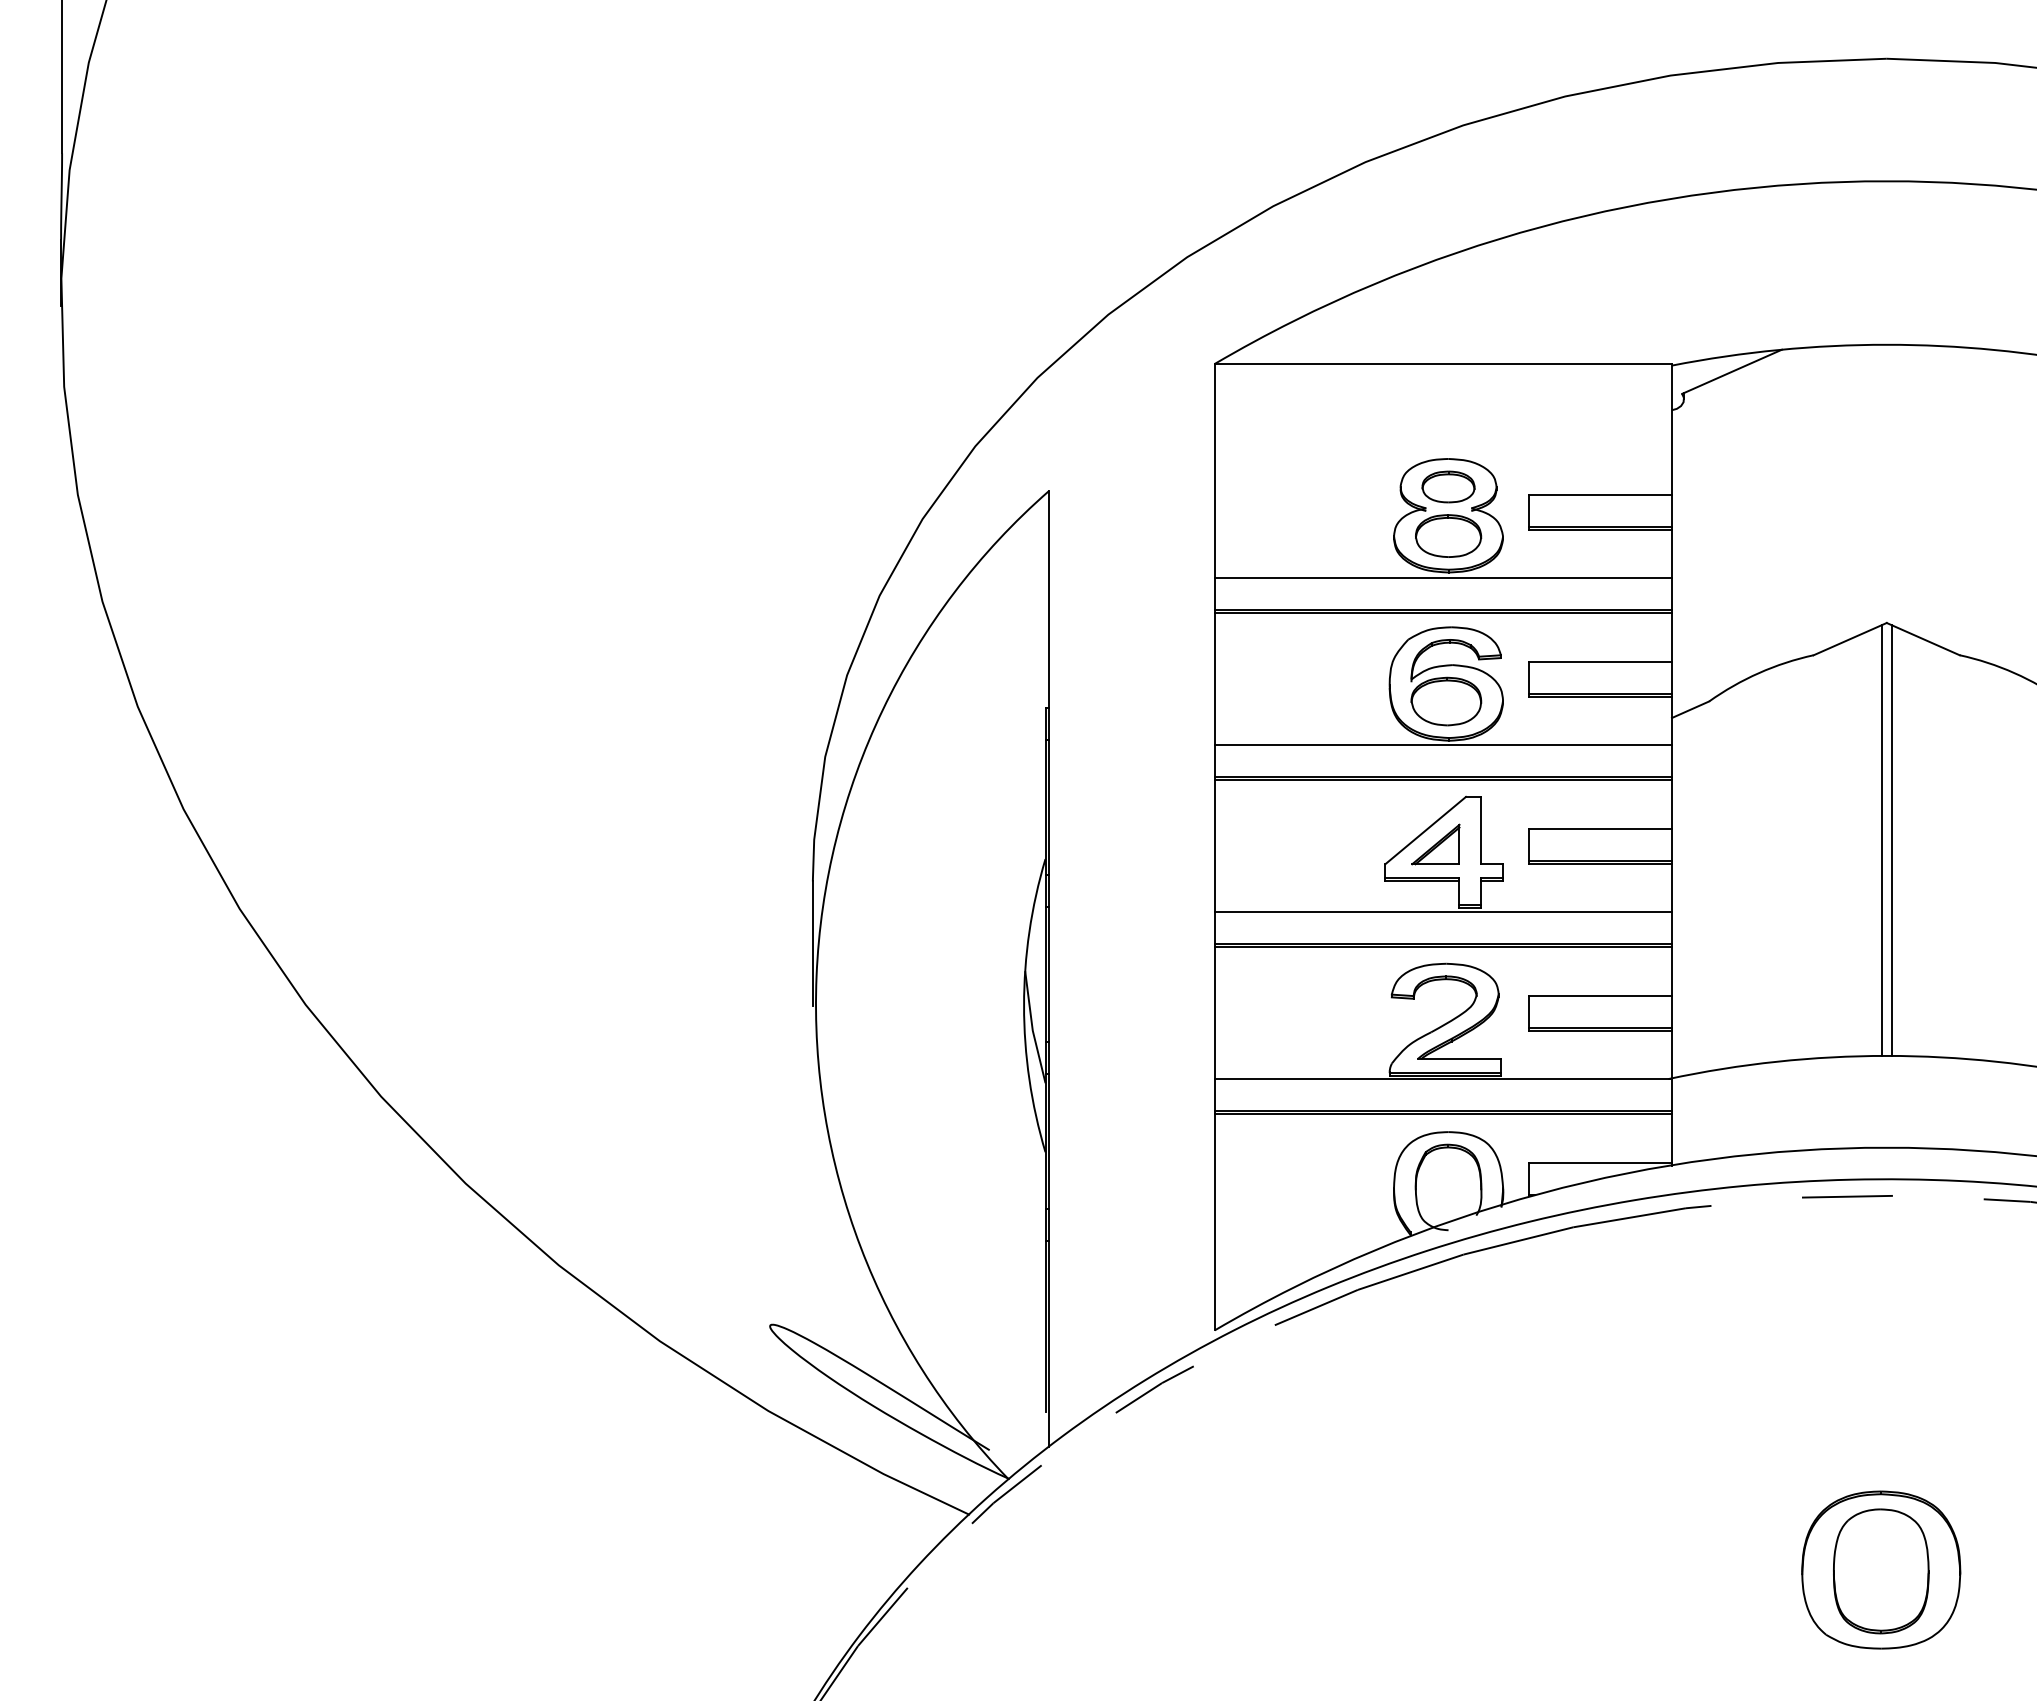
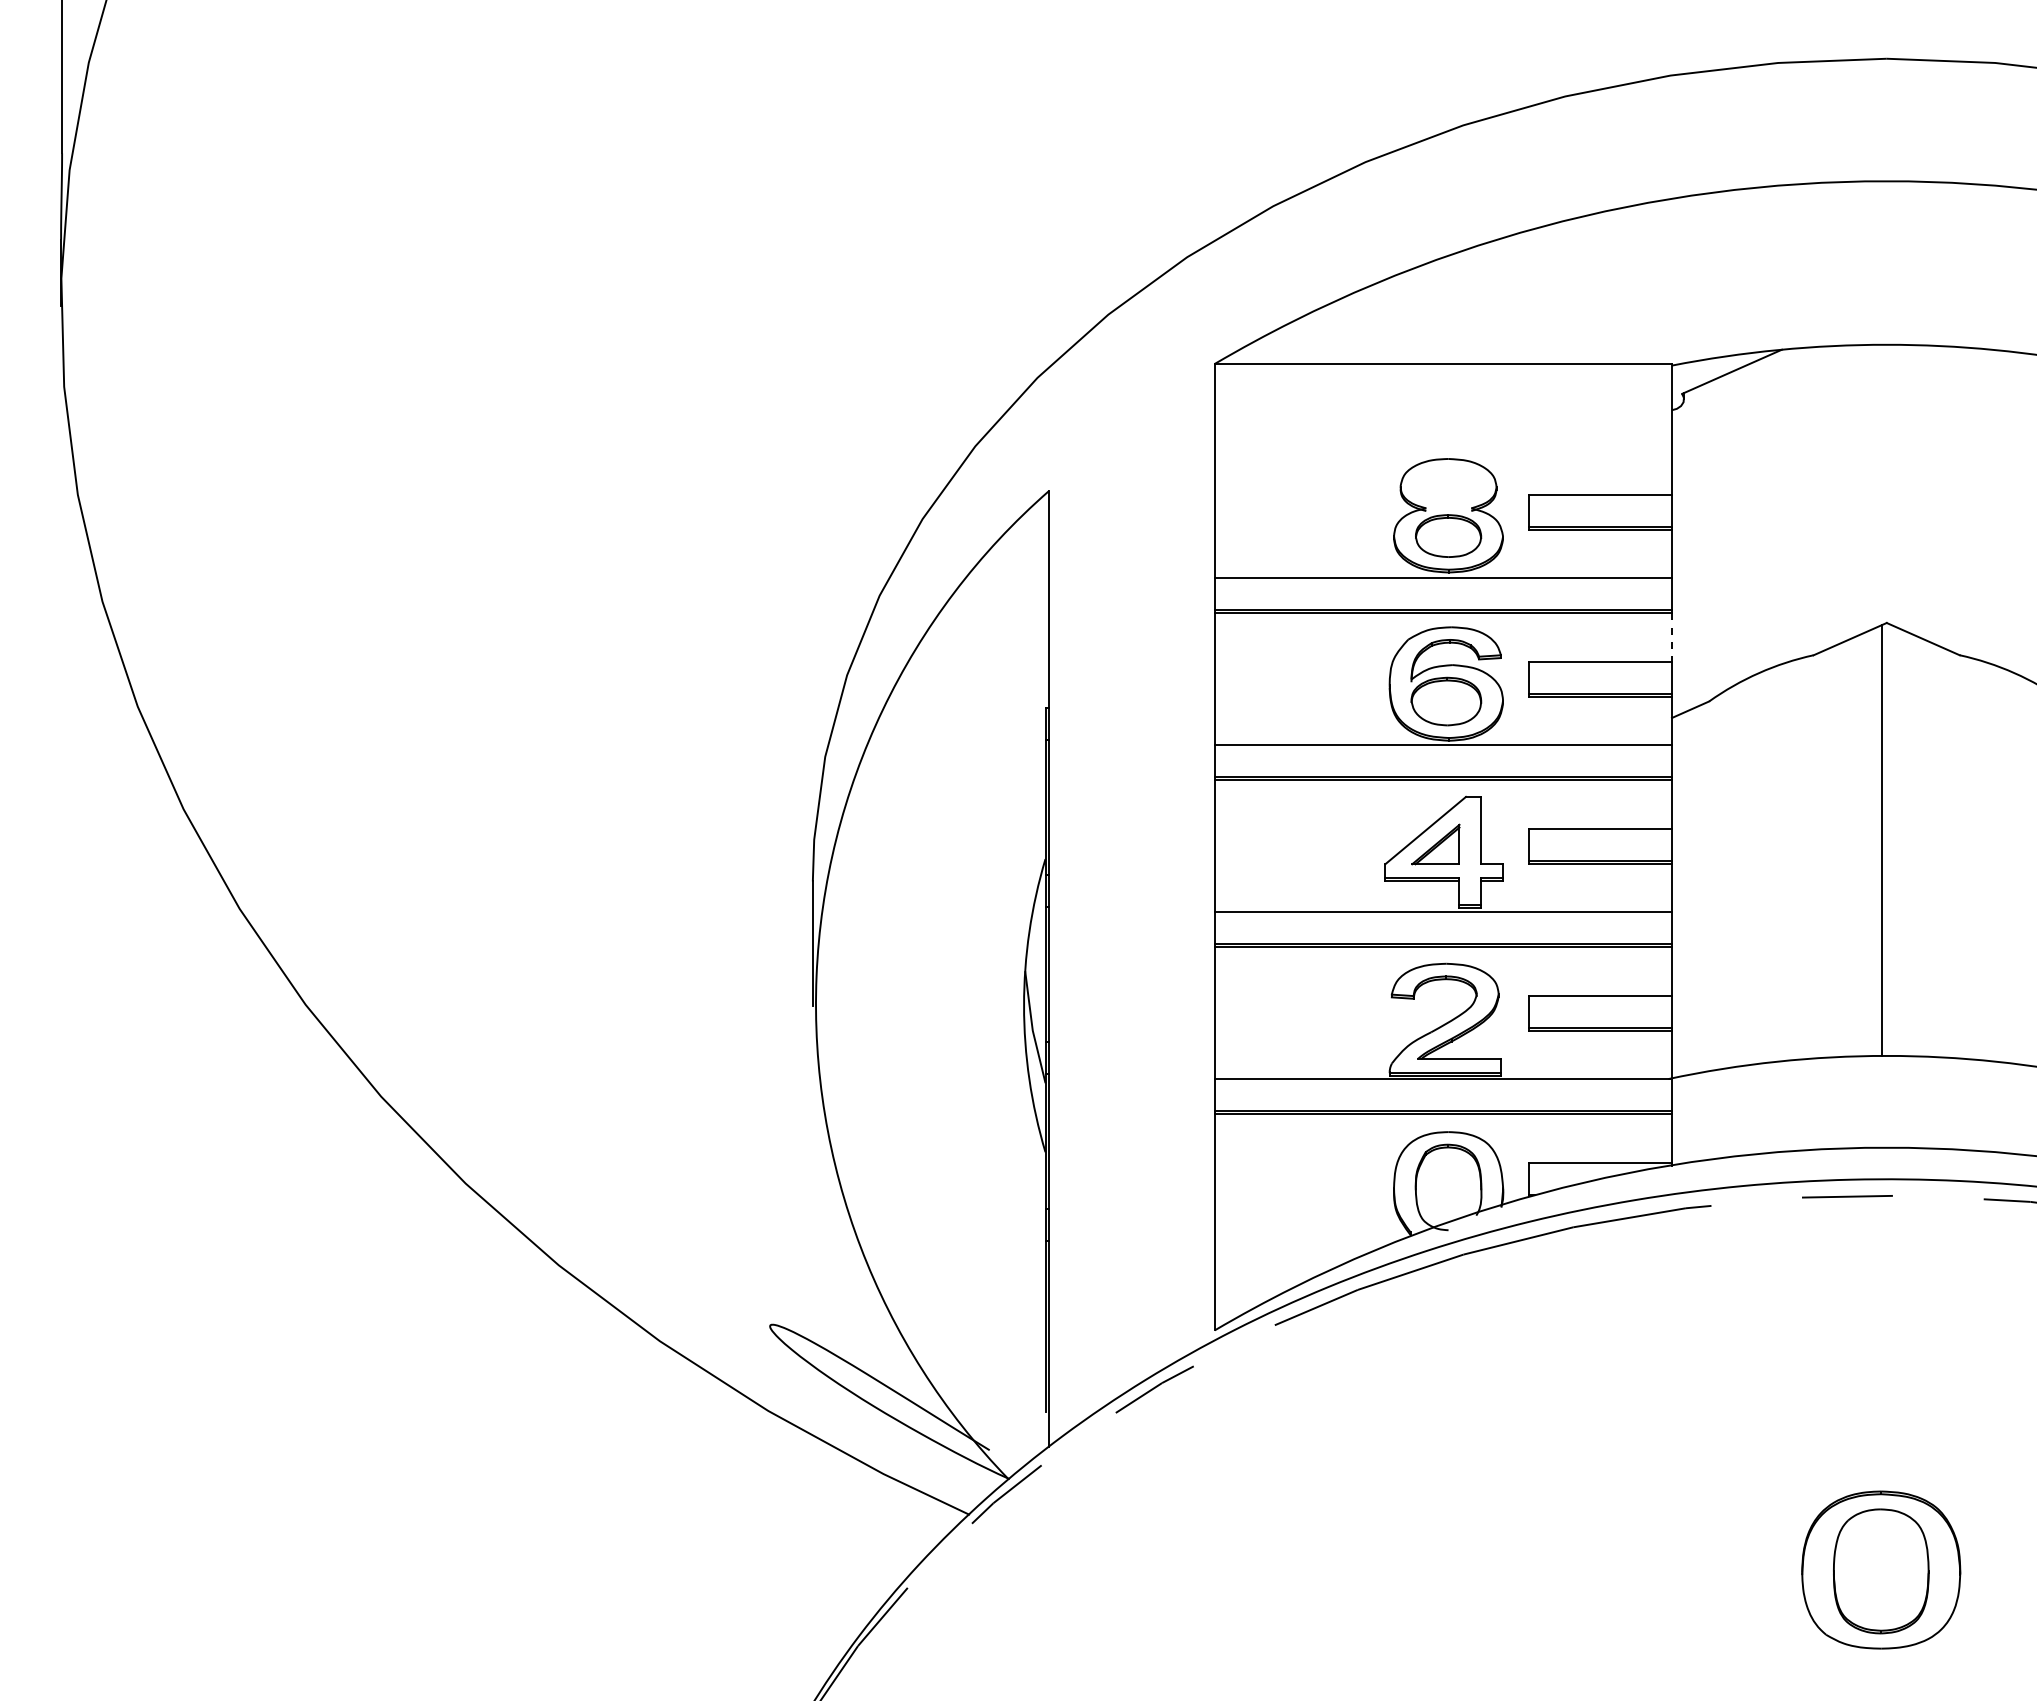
part: present -> none (1448, 486)
line: solid -> dashed (1671, 637)
line: present -> none (1891, 840)
